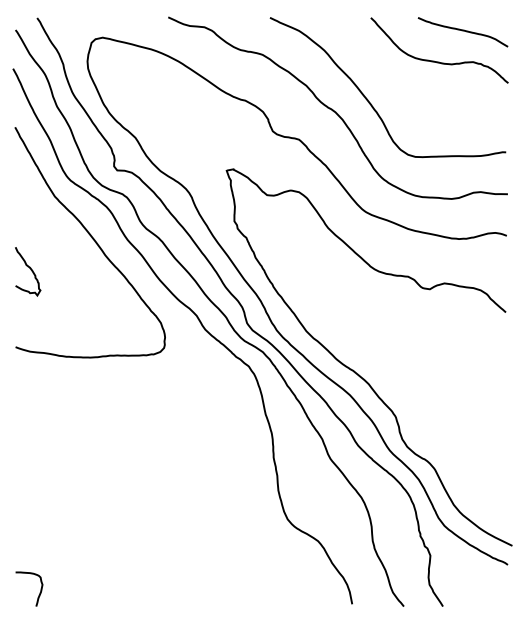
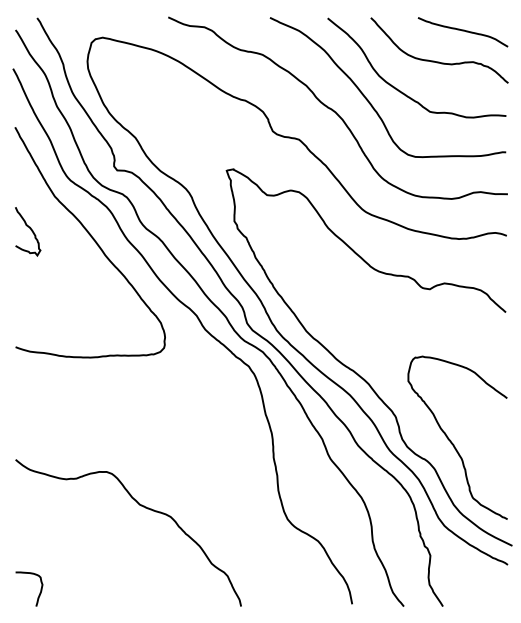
curve: none -> present (400, 90)
curve position: (30, 270) -> (30, 230) (30, 230)
curve: none -> present (451, 440)
curve: none -> present (141, 506)
